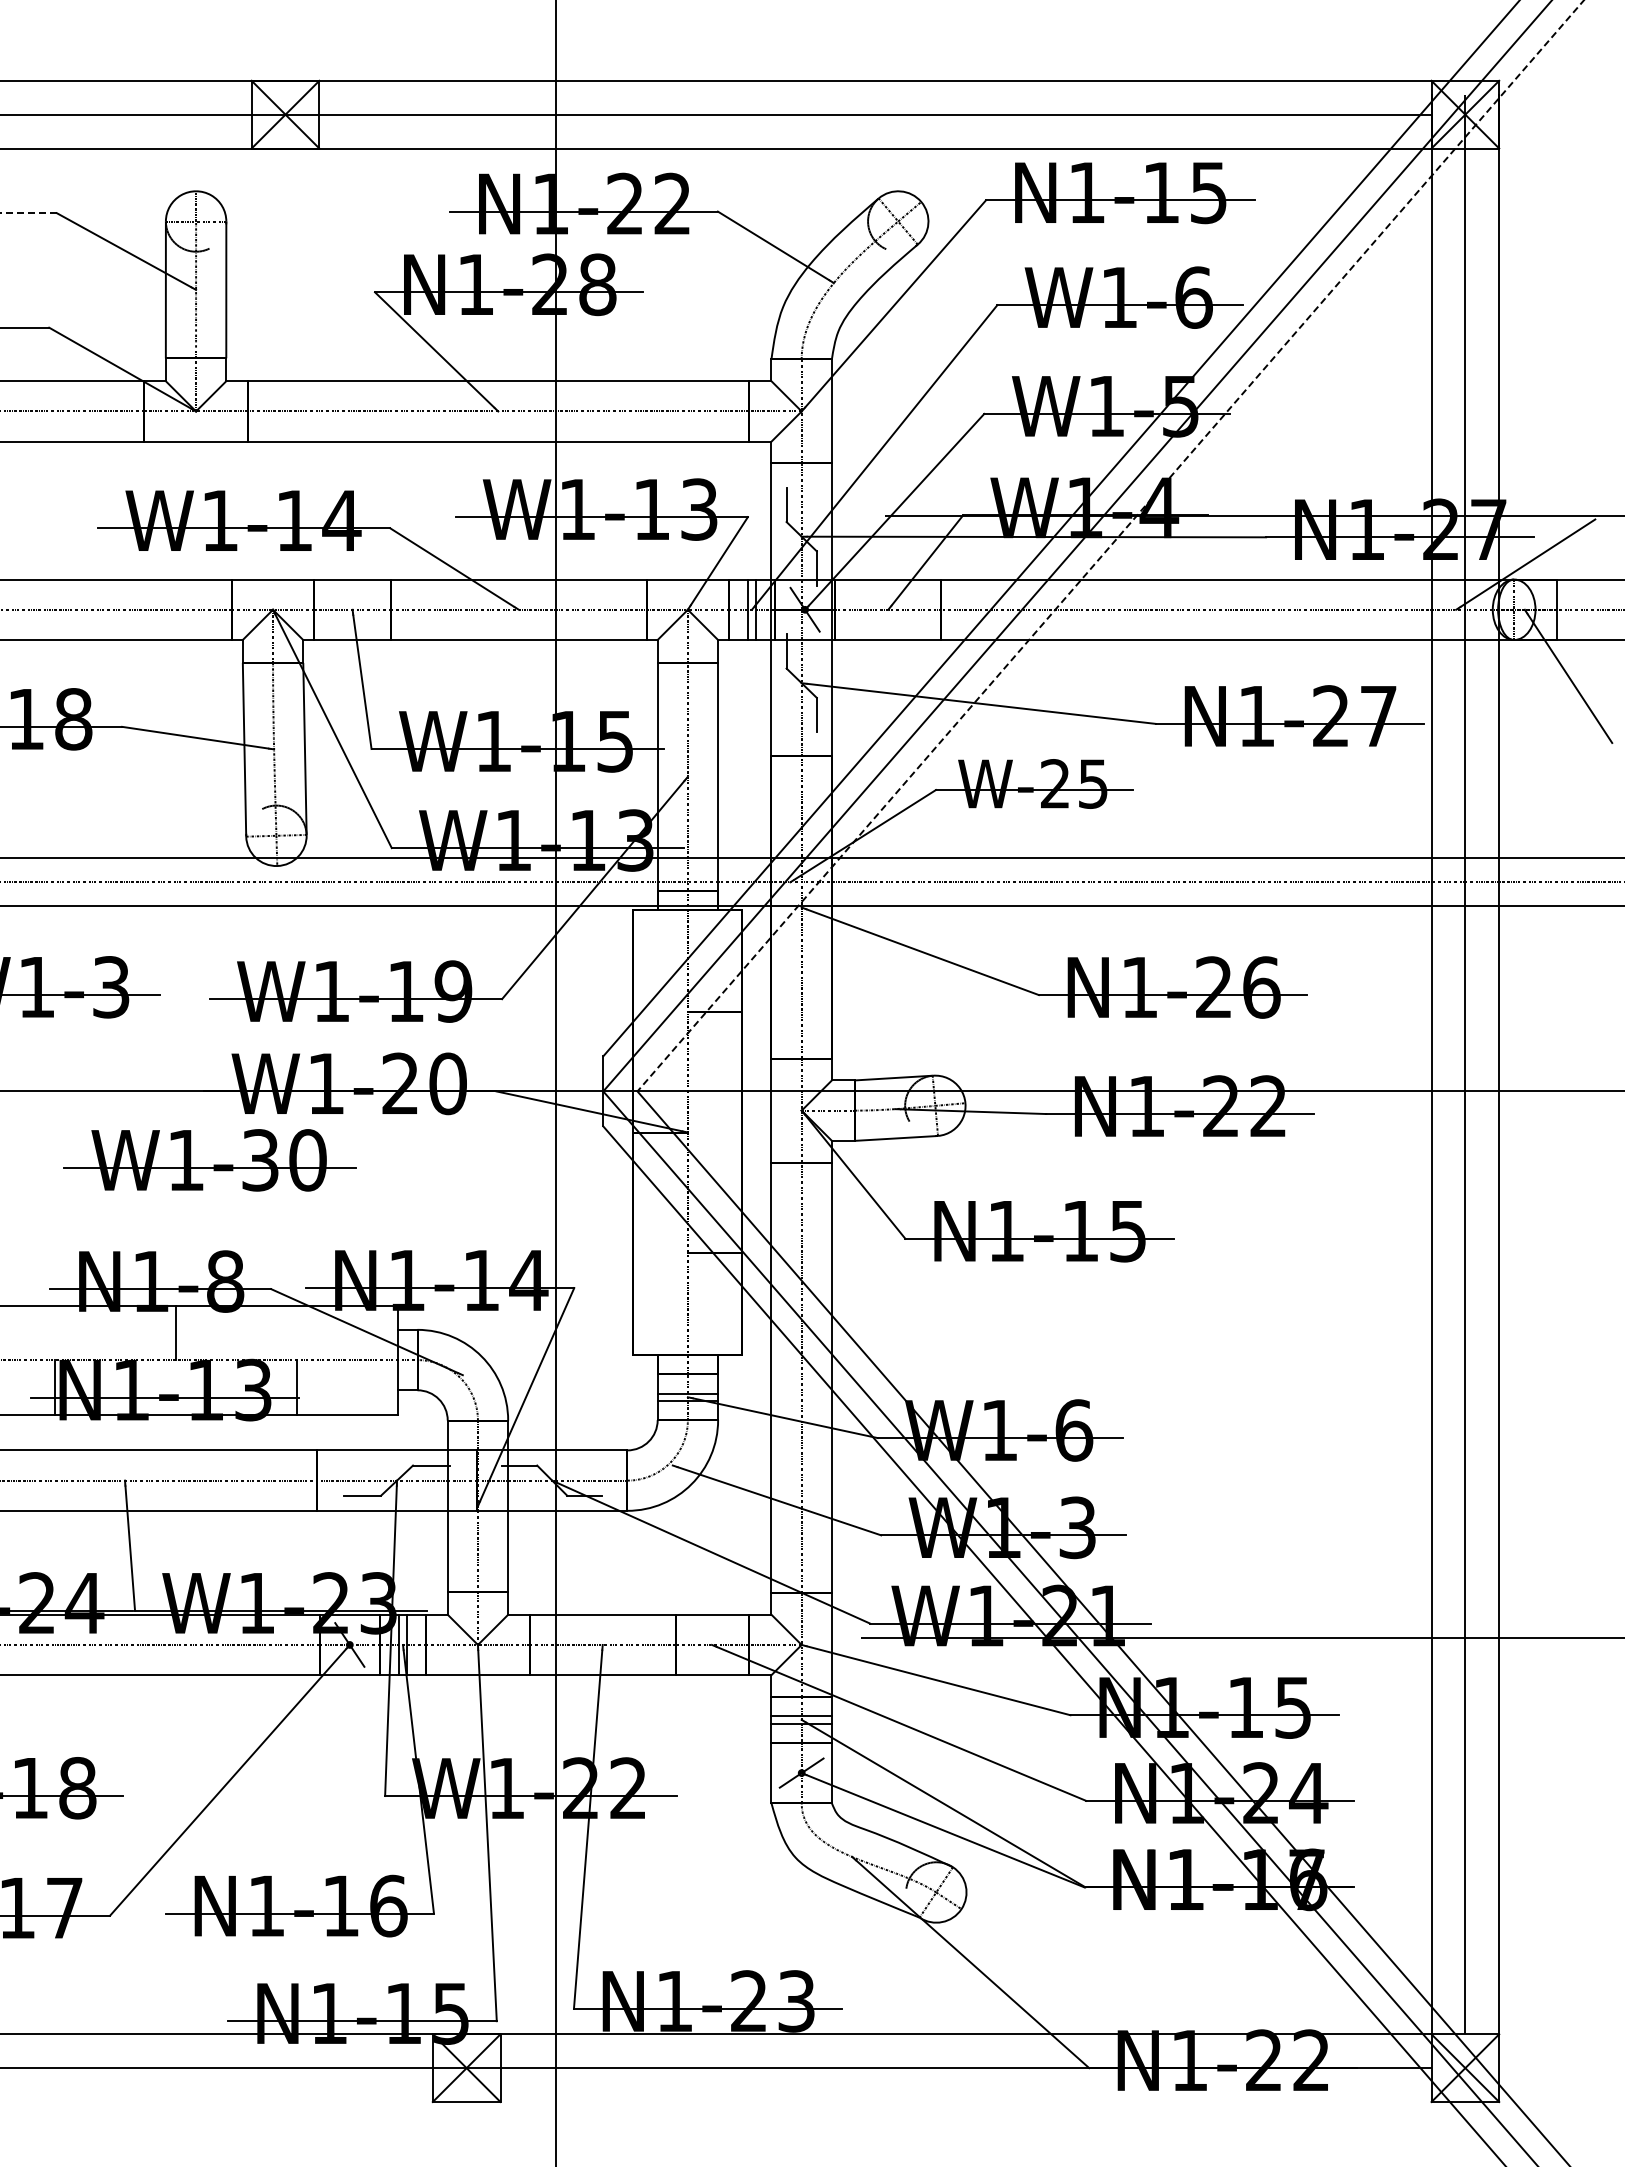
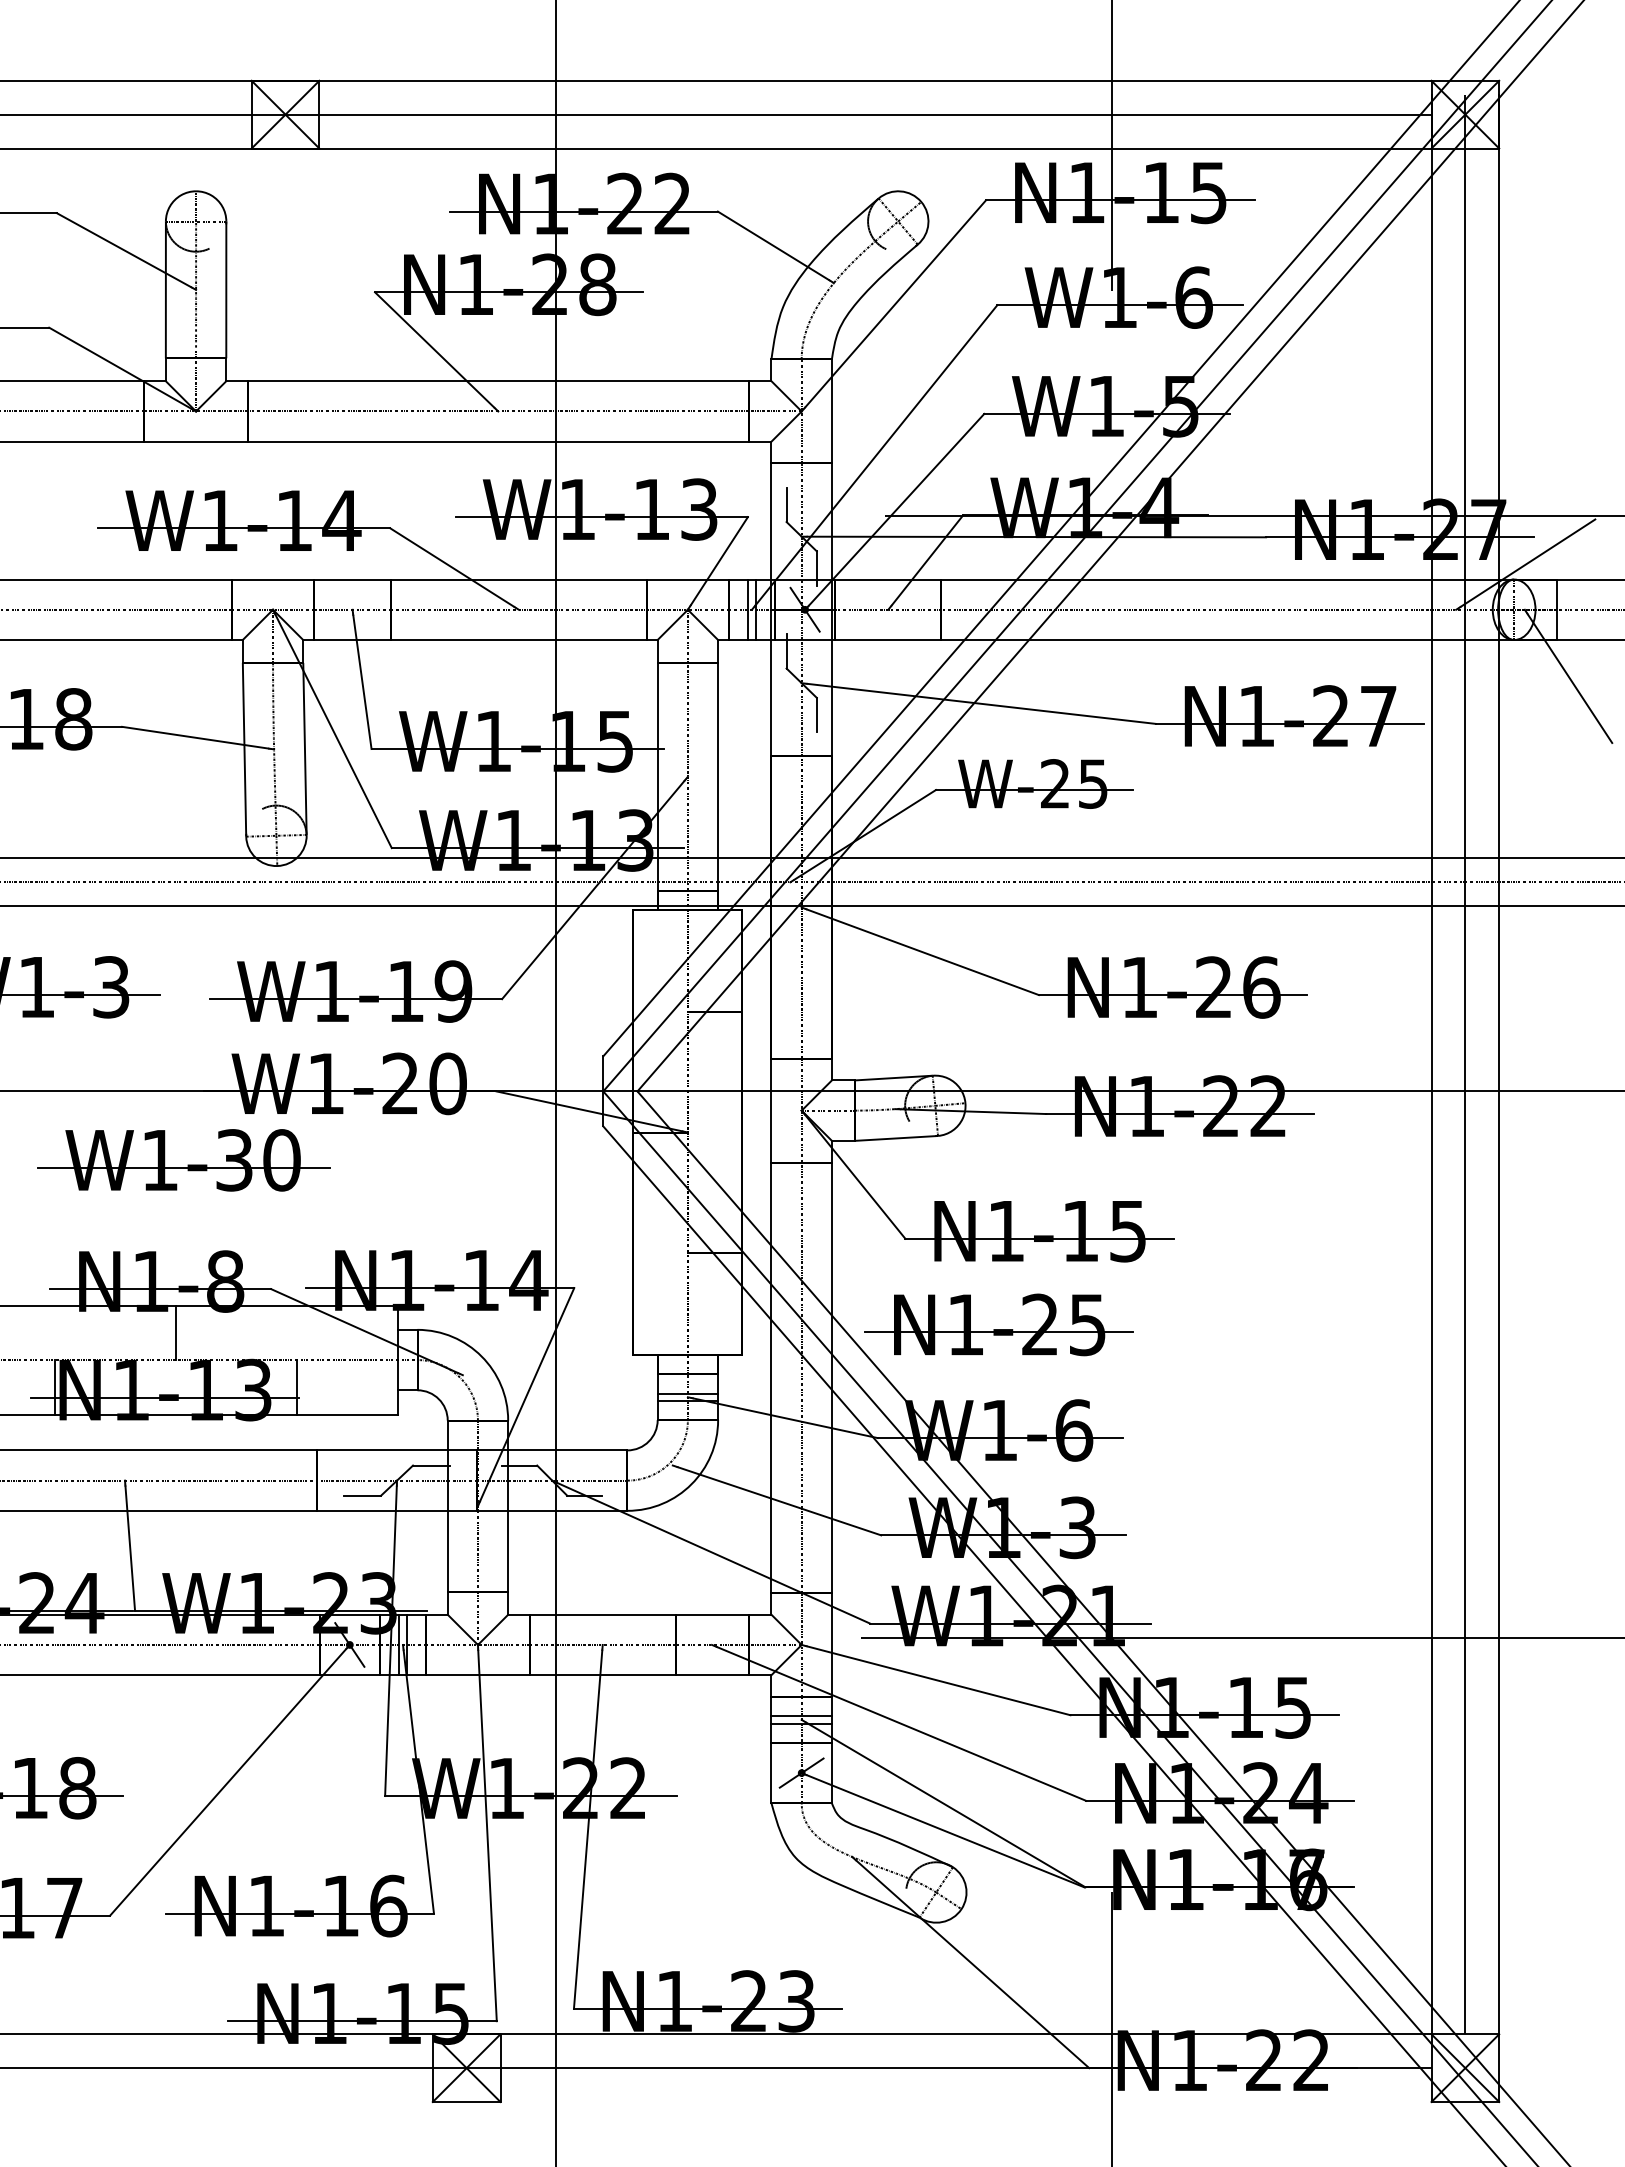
line: none -> present (1112, 146)
line: dashed -> solid (27, 213)
line: dashed -> solid (1110, 546)
part position: (209, 1160) -> (183, 1160) (183, 1160)
part: none -> present (998, 1324)
line: none -> present (1112, 2027)
